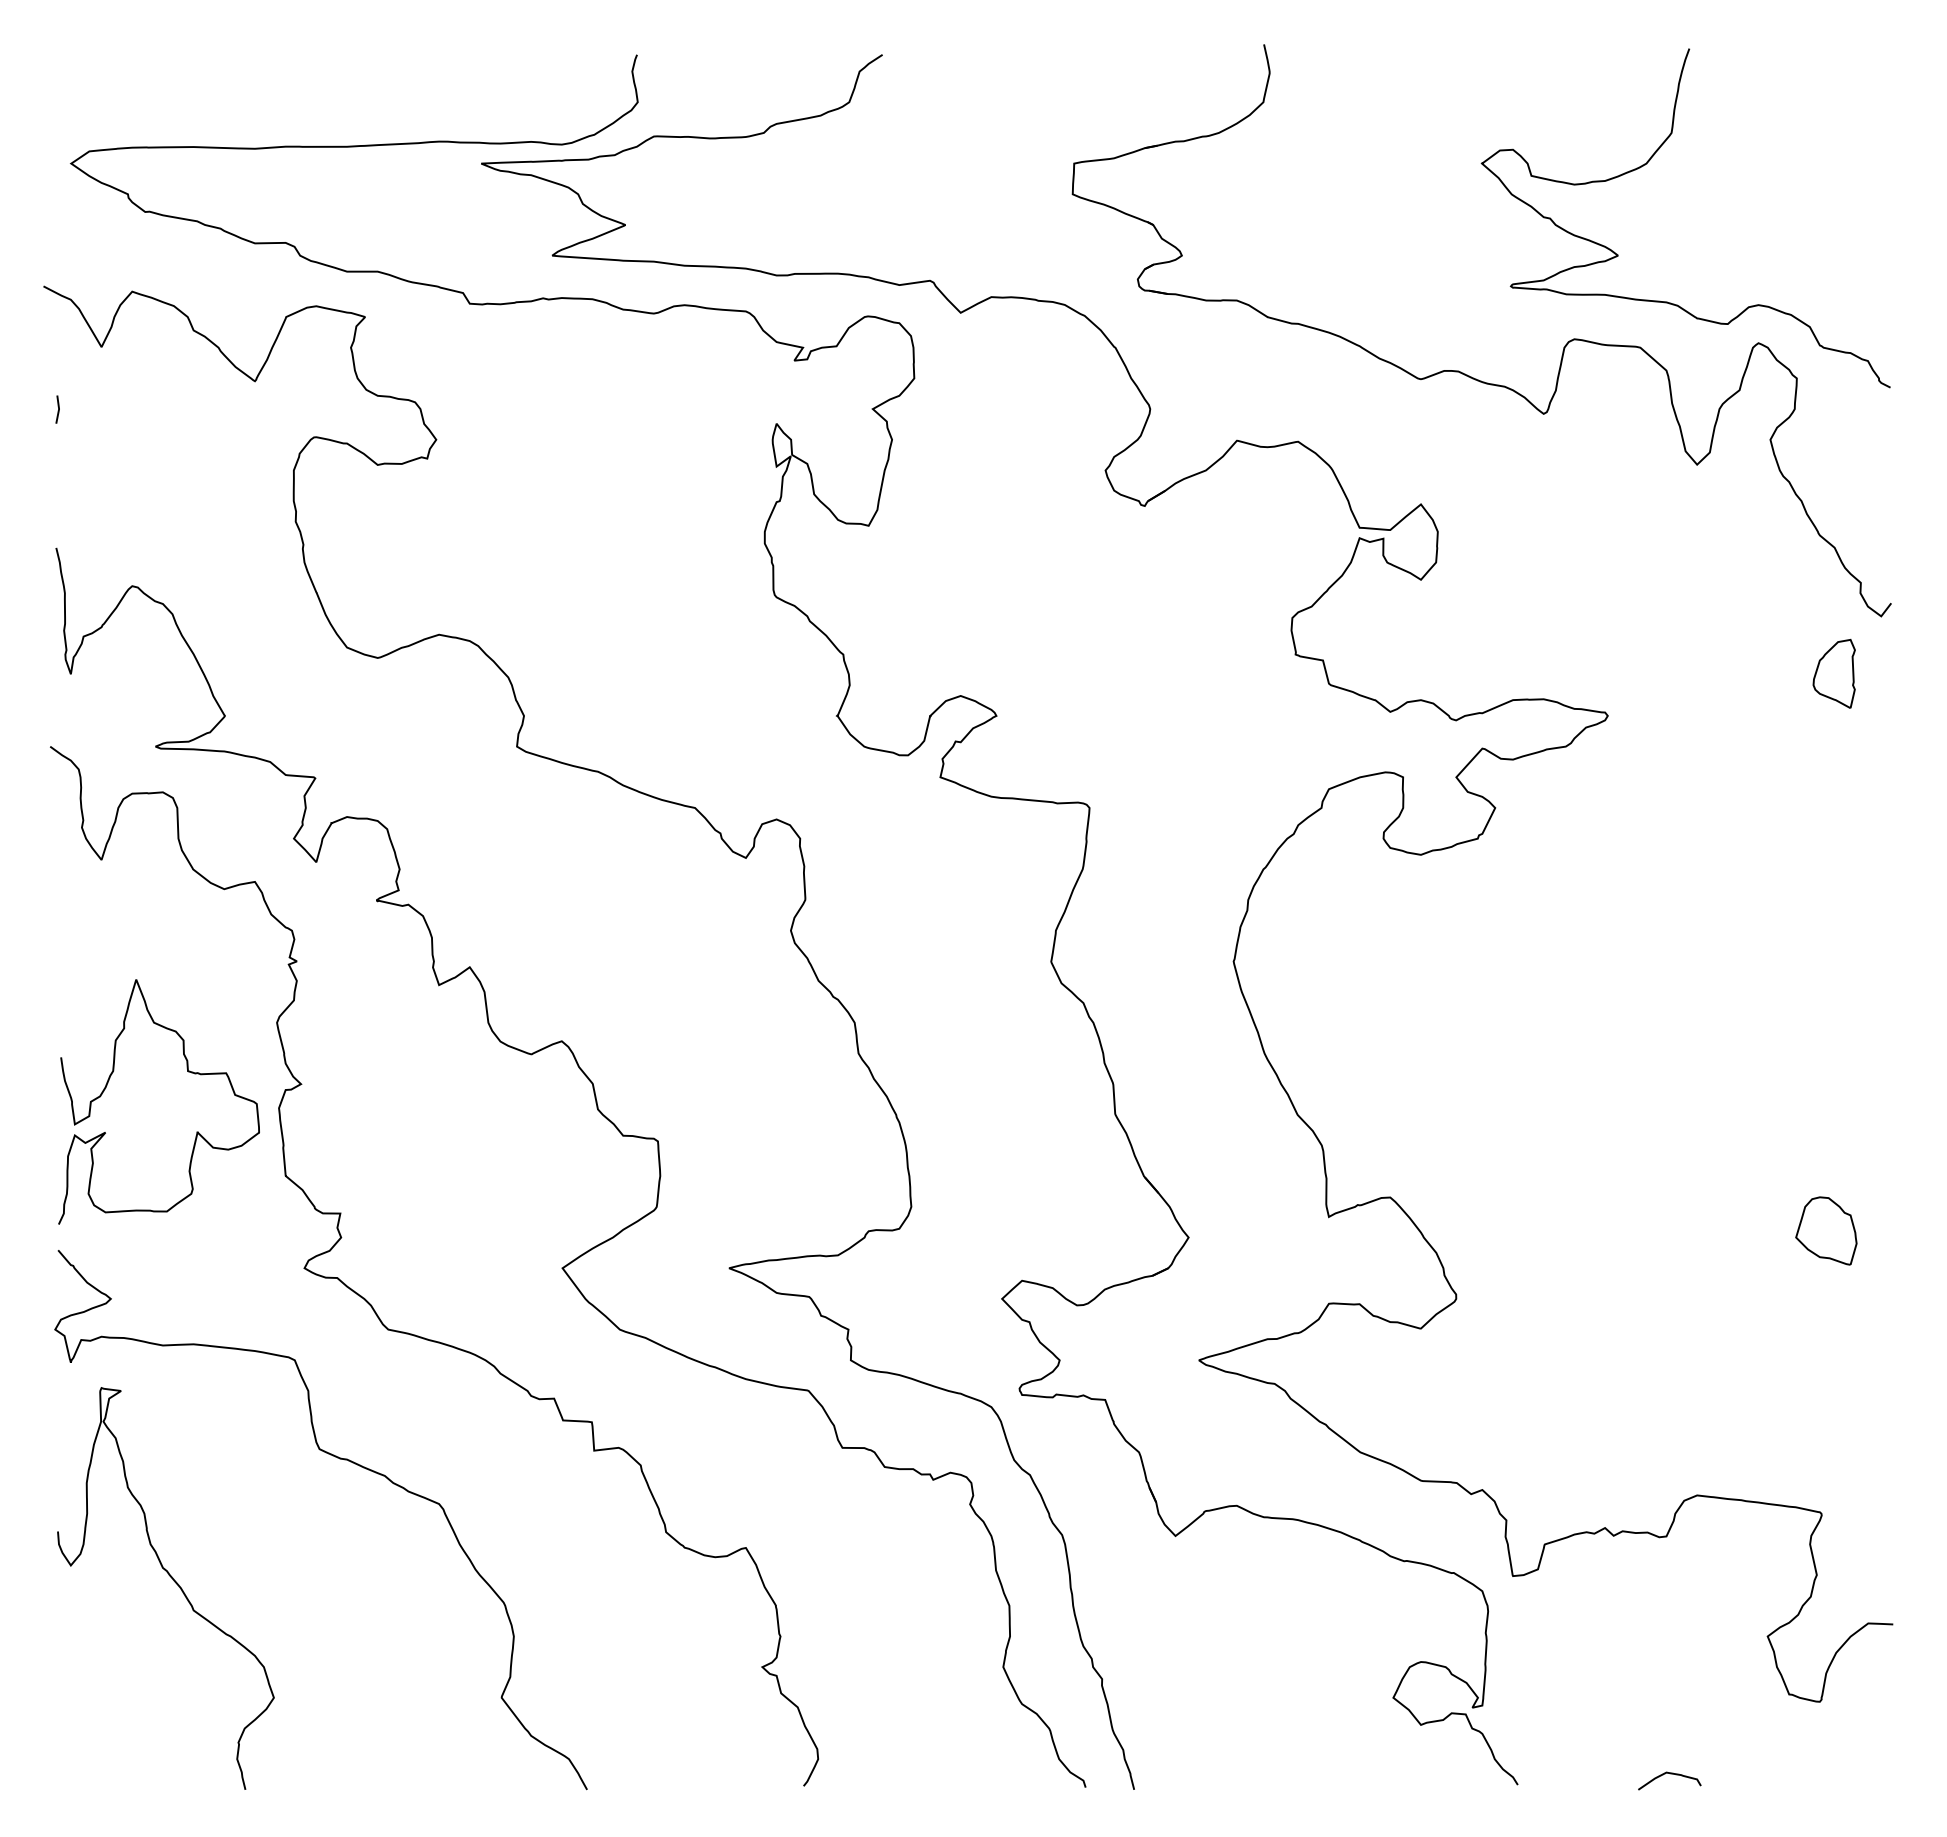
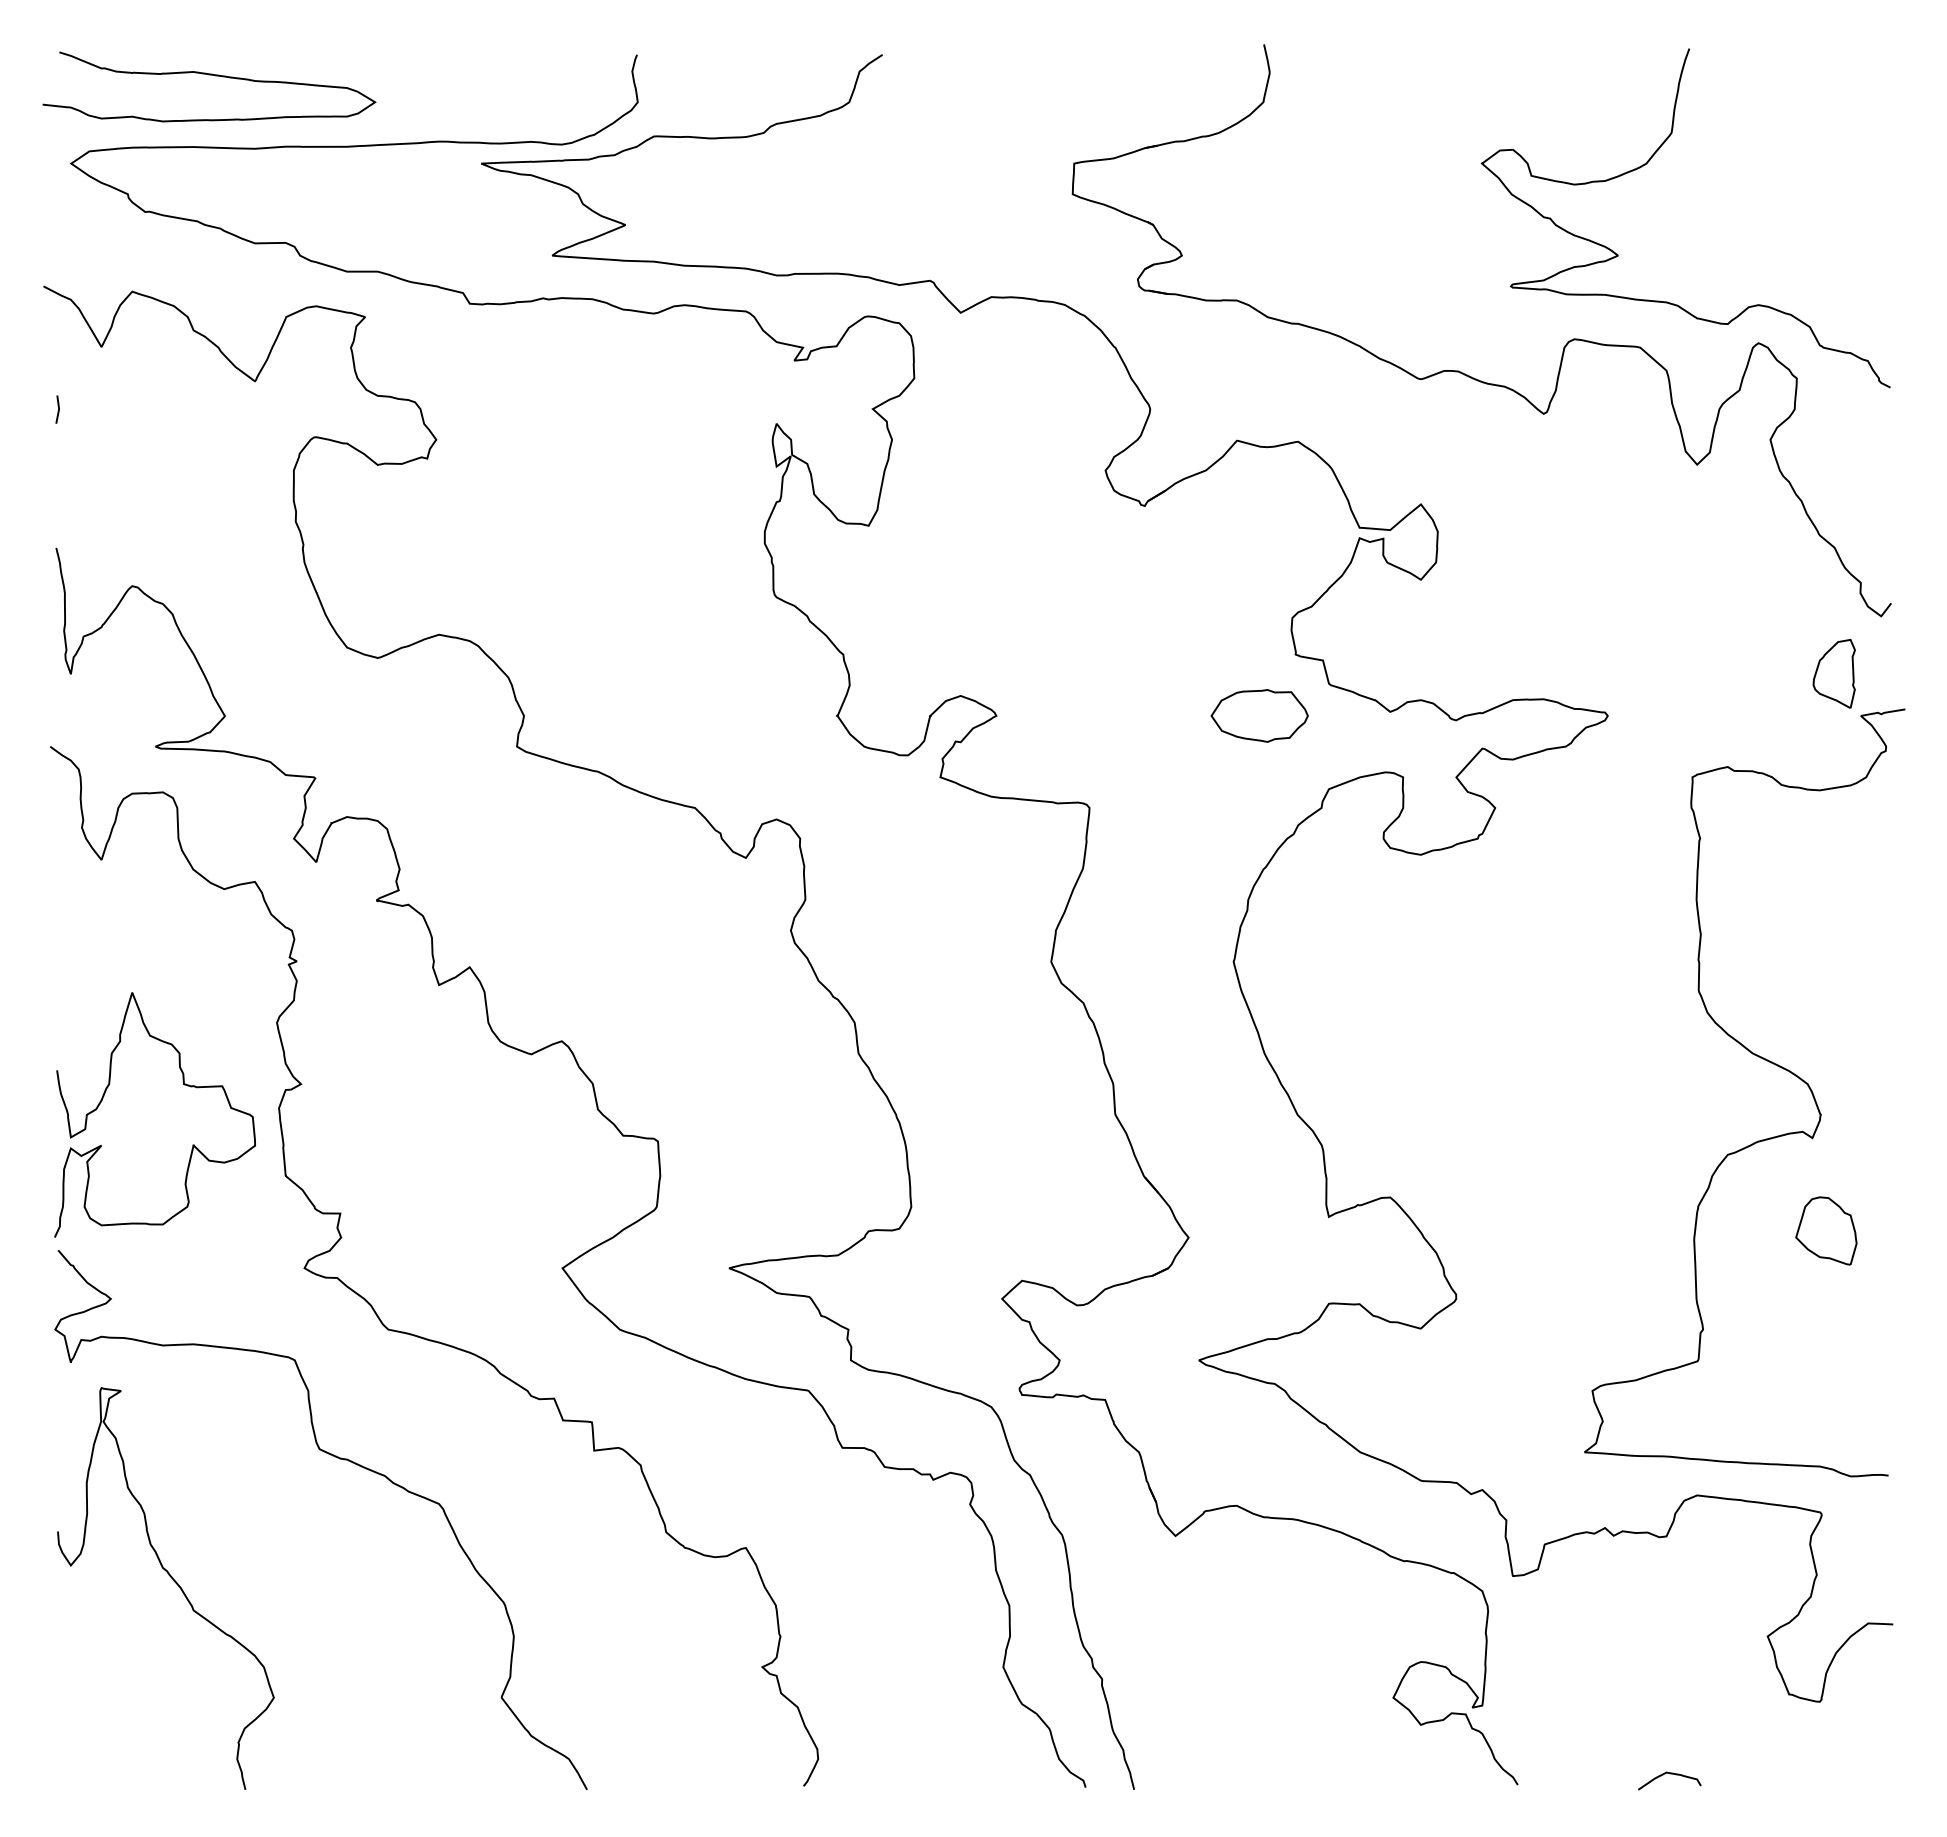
curve: none -> present (209, 75)
part: none -> present (1259, 715)
curve: none -> present (1760, 1058)
curve position: (187, 1071) -> (183, 1084) (183, 1084)
